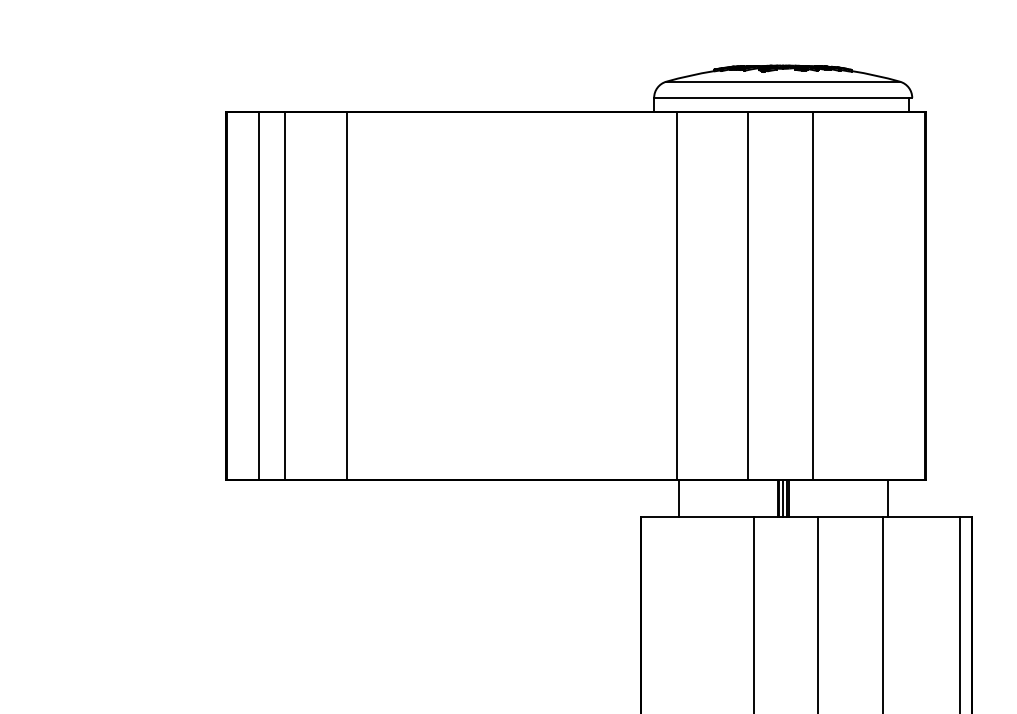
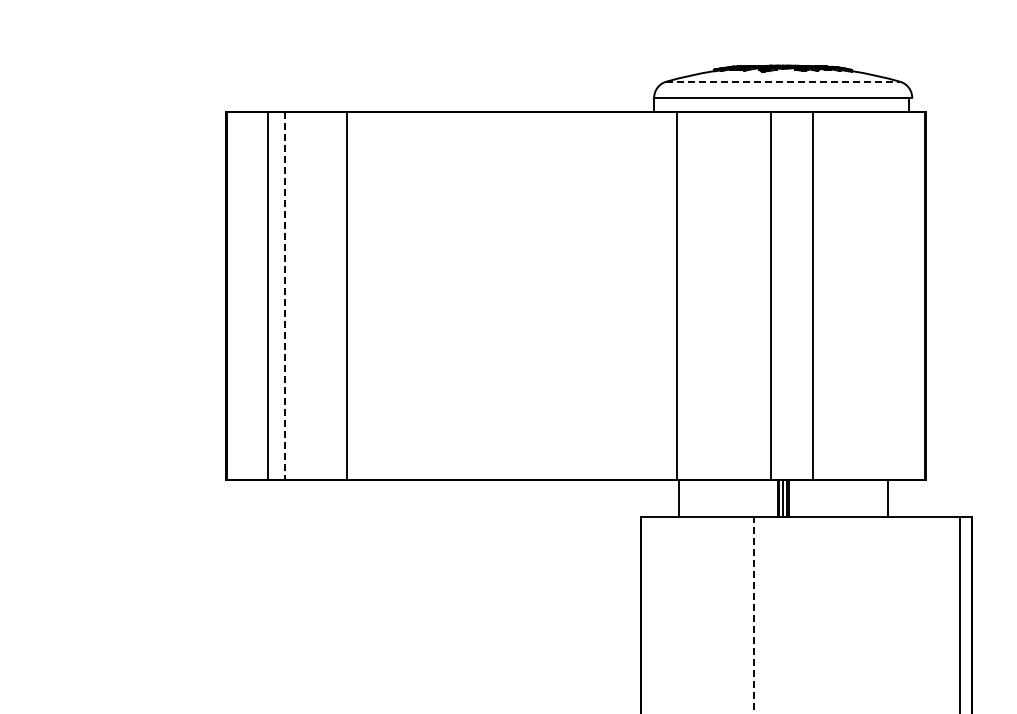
line: solid -> dashed (783, 81)
line position: (259, 295) -> (268, 295) (268, 295)
line position: (748, 295) -> (771, 295) (771, 295)
line: solid -> dashed (284, 296)
line: present -> none (818, 613)
line: present -> none (883, 613)
line: solid -> dashed (753, 615)
